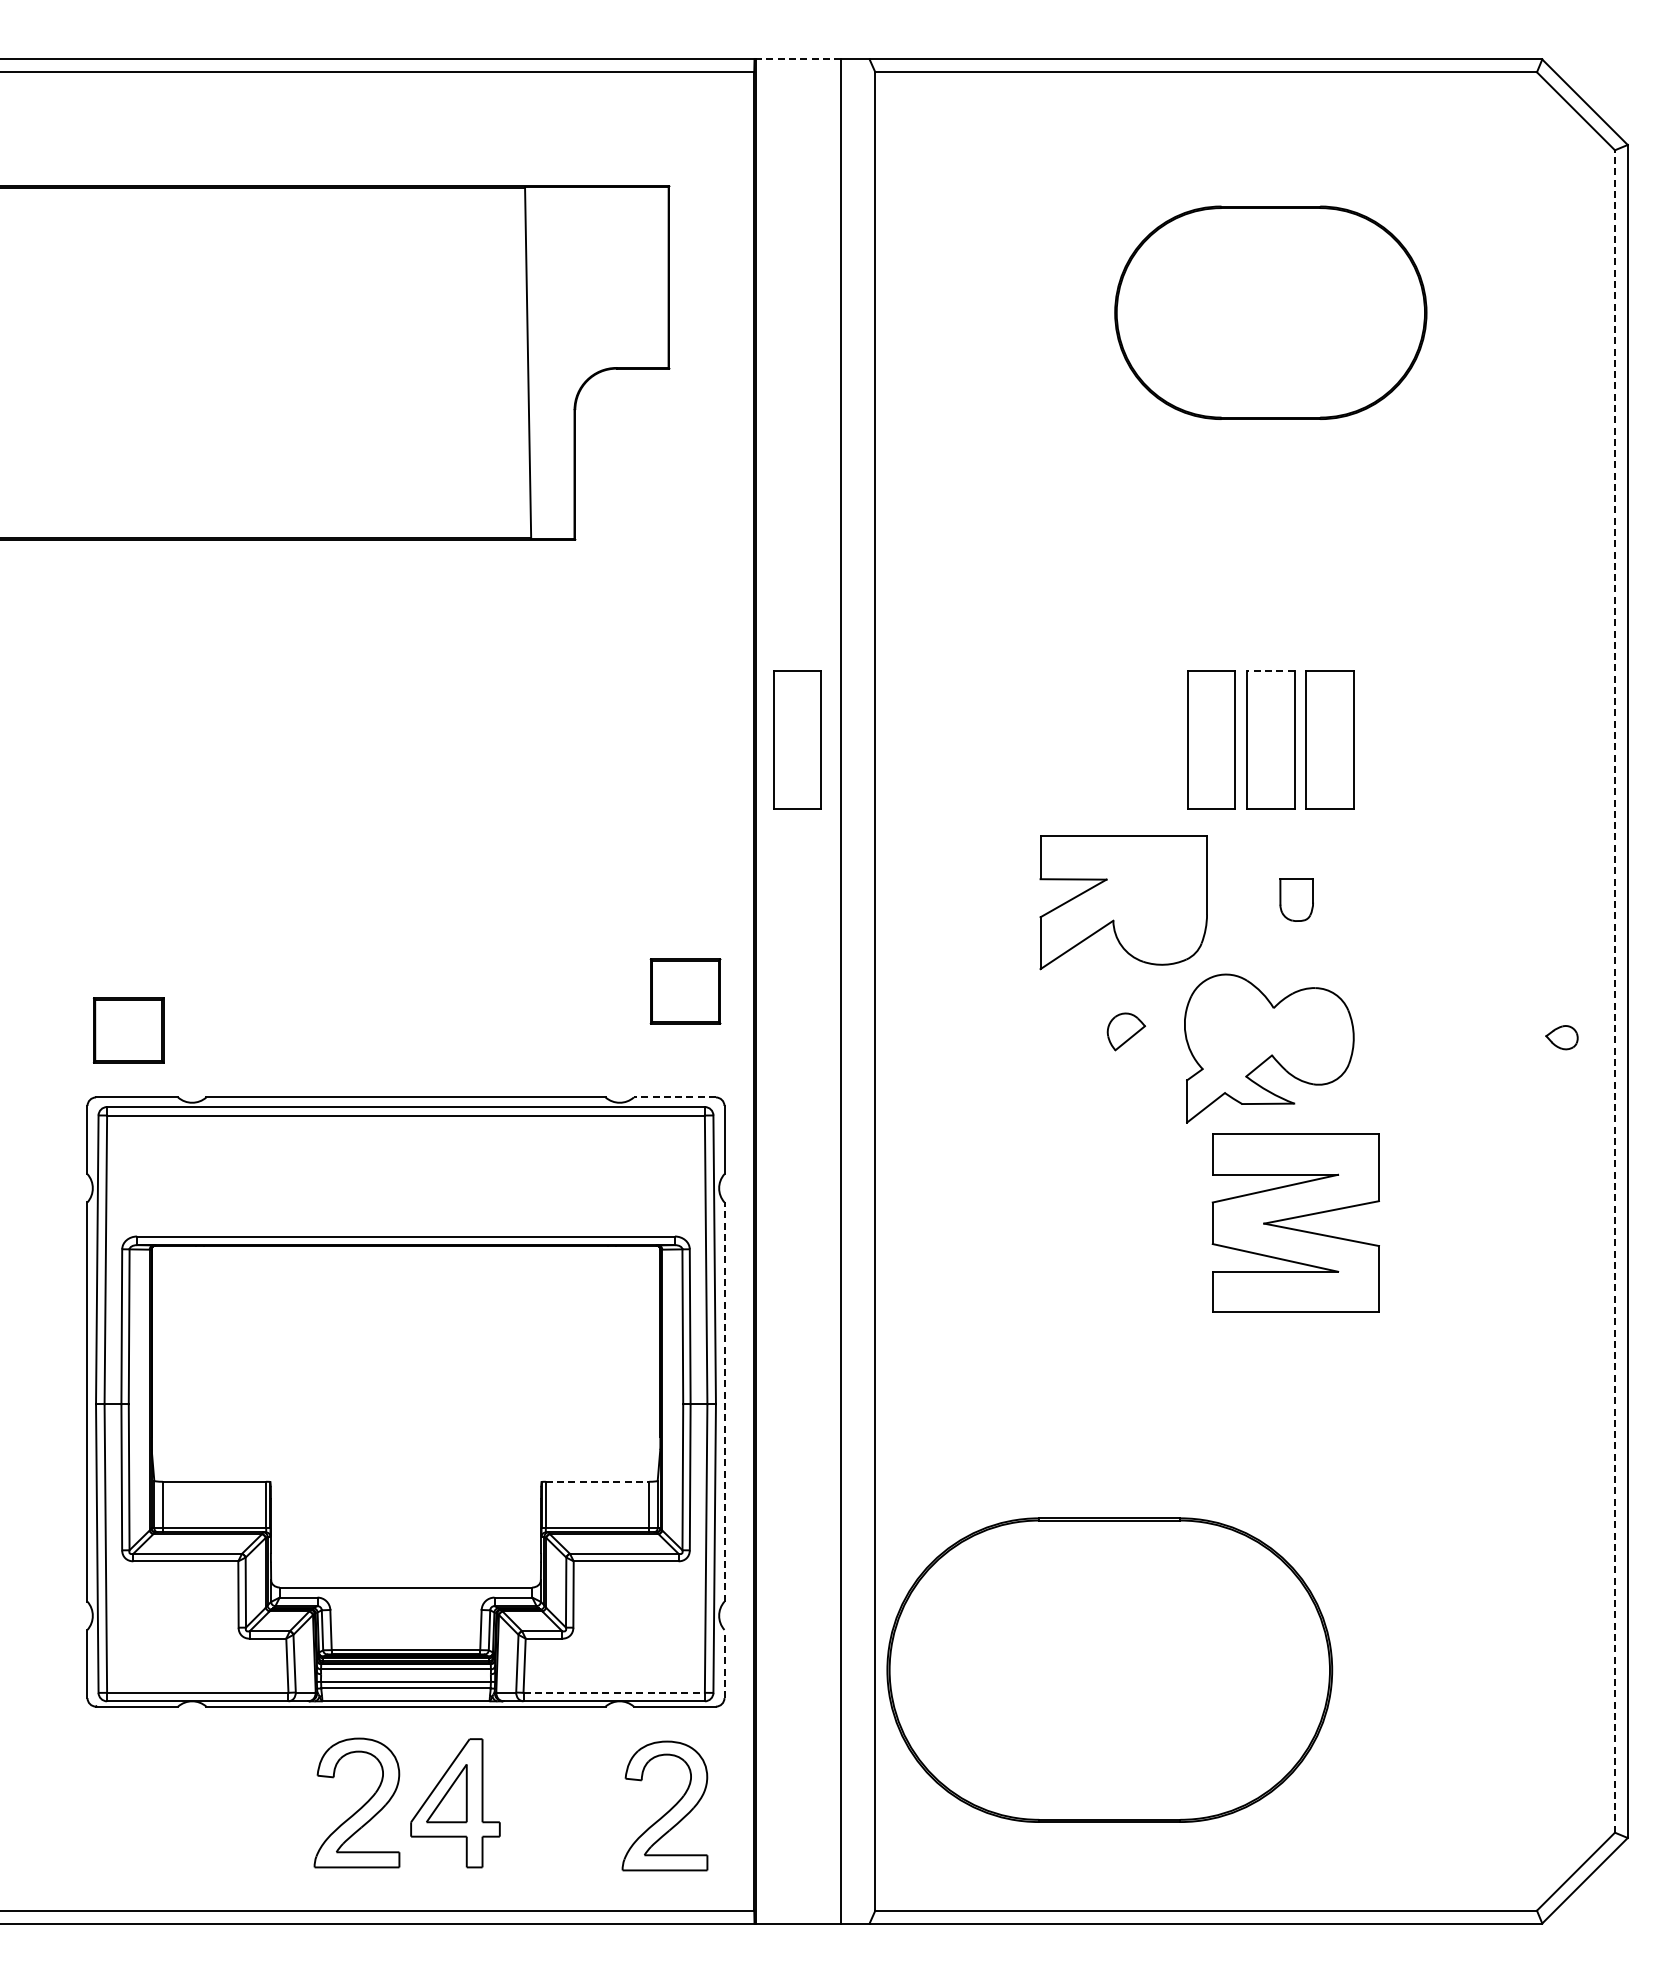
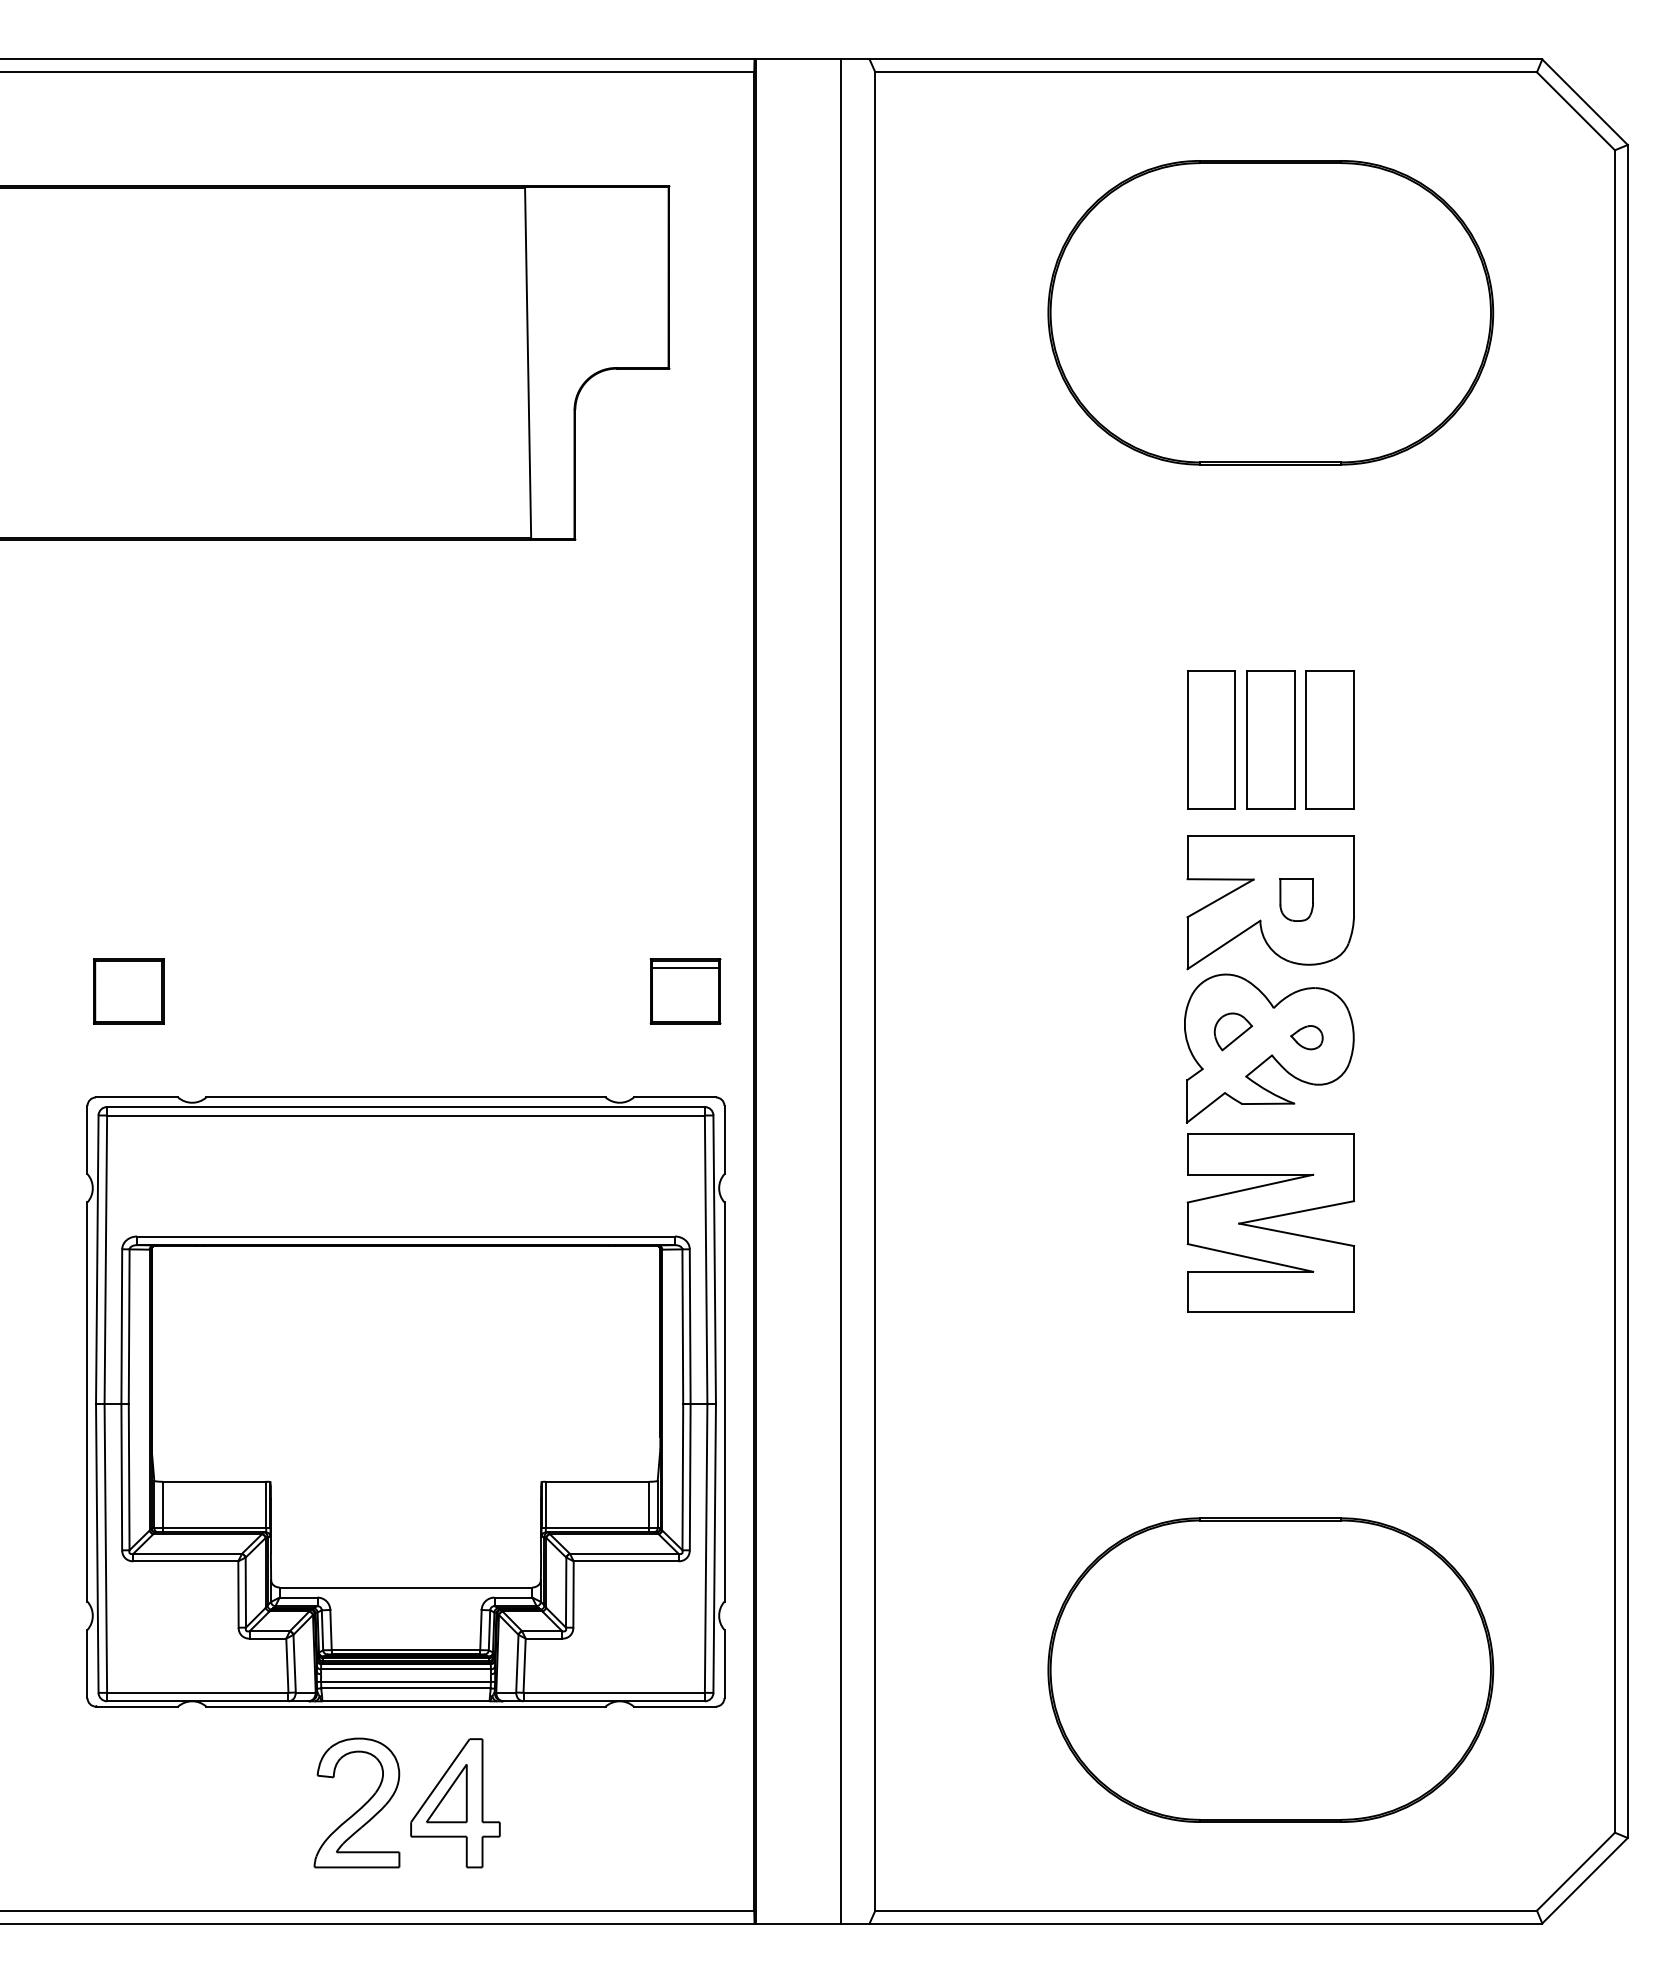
line: dashed -> solid (798, 59)
part size: 314x215 px -> 448x306 px (1270, 312)
line: dashed -> solid (1270, 670)
part: present -> none (797, 739)
part position: (1123, 902) -> (1270, 902) (1270, 902)
line: none -> present (685, 967)
line: dashed -> solid (1614, 990)
part position: (128, 1030) -> (128, 991) (128, 991)
part position: (1126, 1031) -> (1233, 1031) (1233, 1031)
part position: (1561, 1037) -> (1306, 1037) (1306, 1037)
line: dashed -> solid (674, 1097)
part position: (1295, 1222) -> (1270, 1222) (1270, 1222)
line: dashed -> solid (724, 1402)
line: dashed -> solid (597, 1481)
line: dashed -> solid (724, 1663)
part position: (1109, 1669) -> (1270, 1669) (1270, 1669)
line: dashed -> solid (614, 1692)
part: present -> none (669, 1809)
